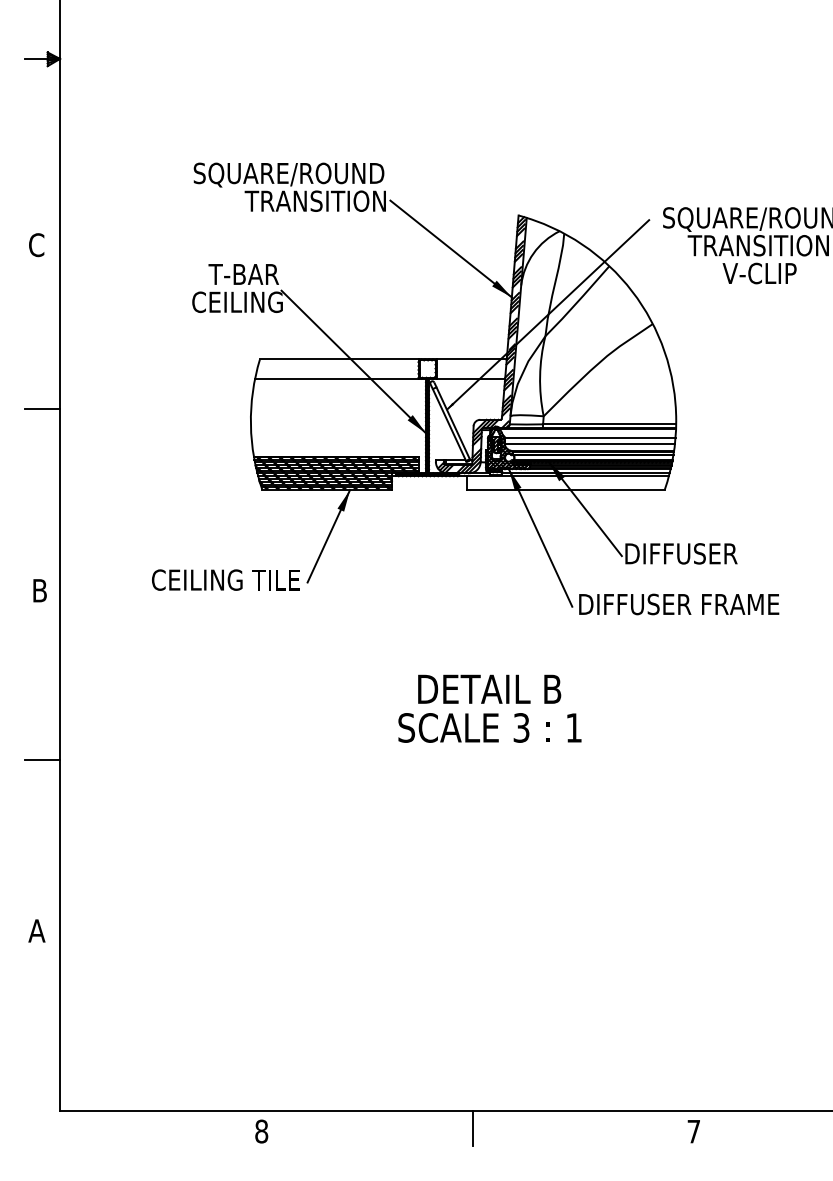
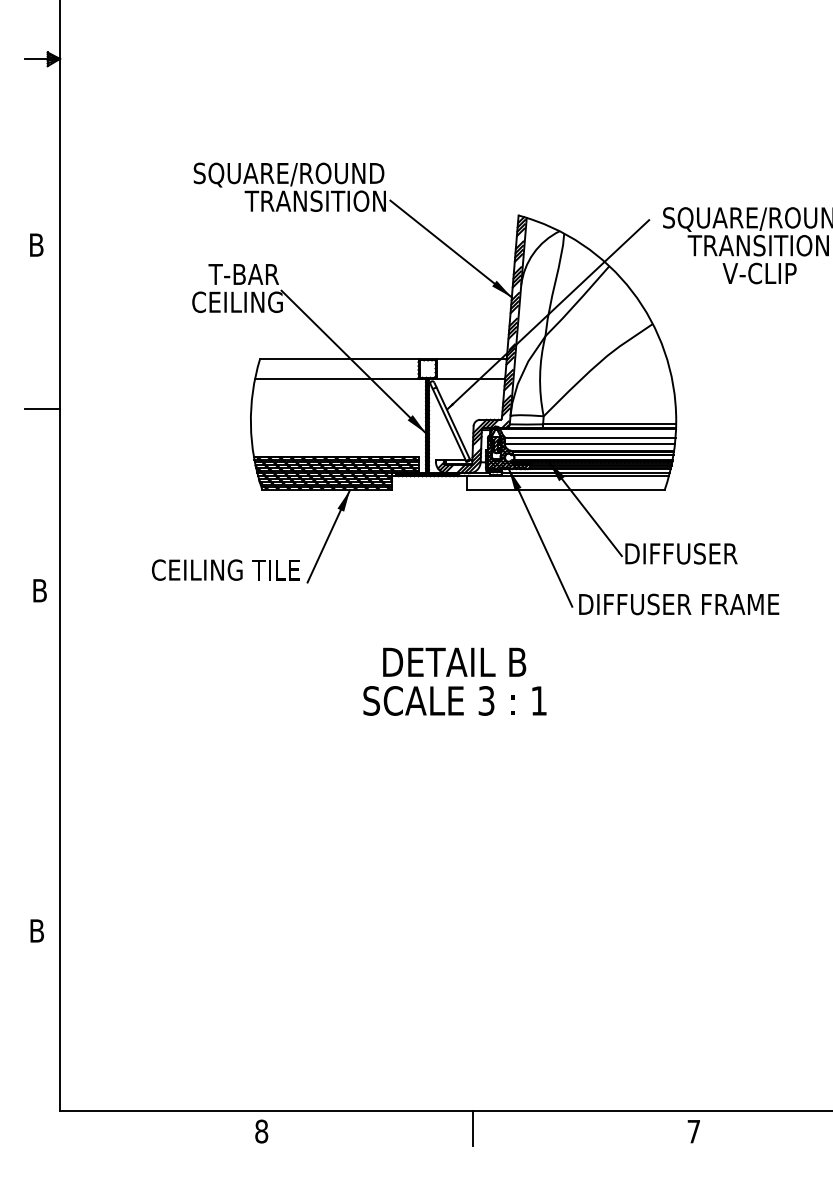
text: C -> B (36, 245)
text position: (225, 579) -> (225, 569) (225, 569)
text position: (489, 708) -> (454, 681) (454, 681)
line: present -> none (42, 759)
text: A -> B (36, 930)
